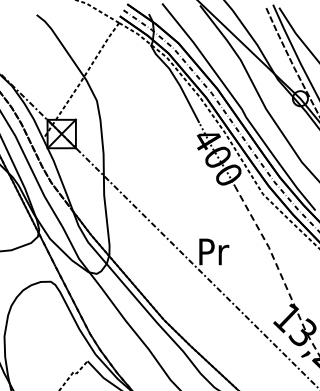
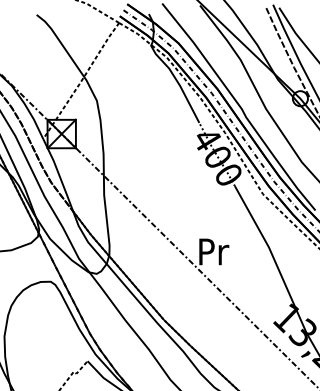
line: dashed -> solid (278, 270)
